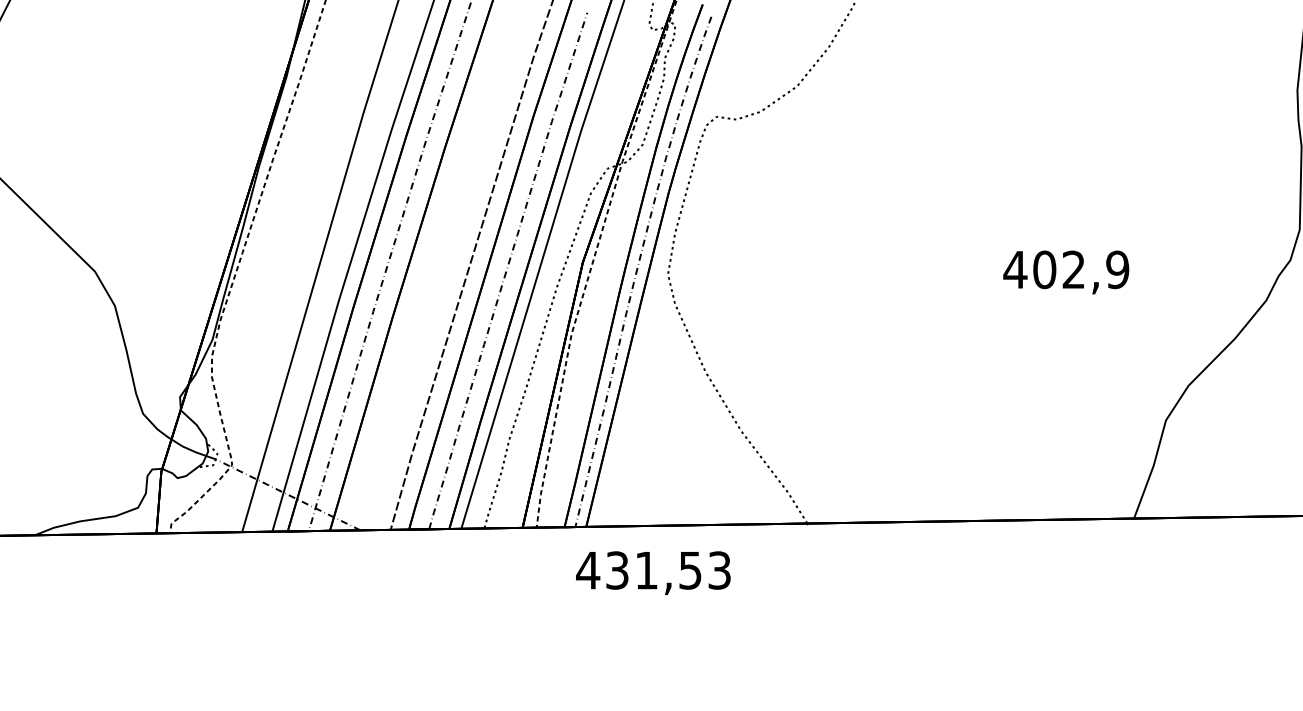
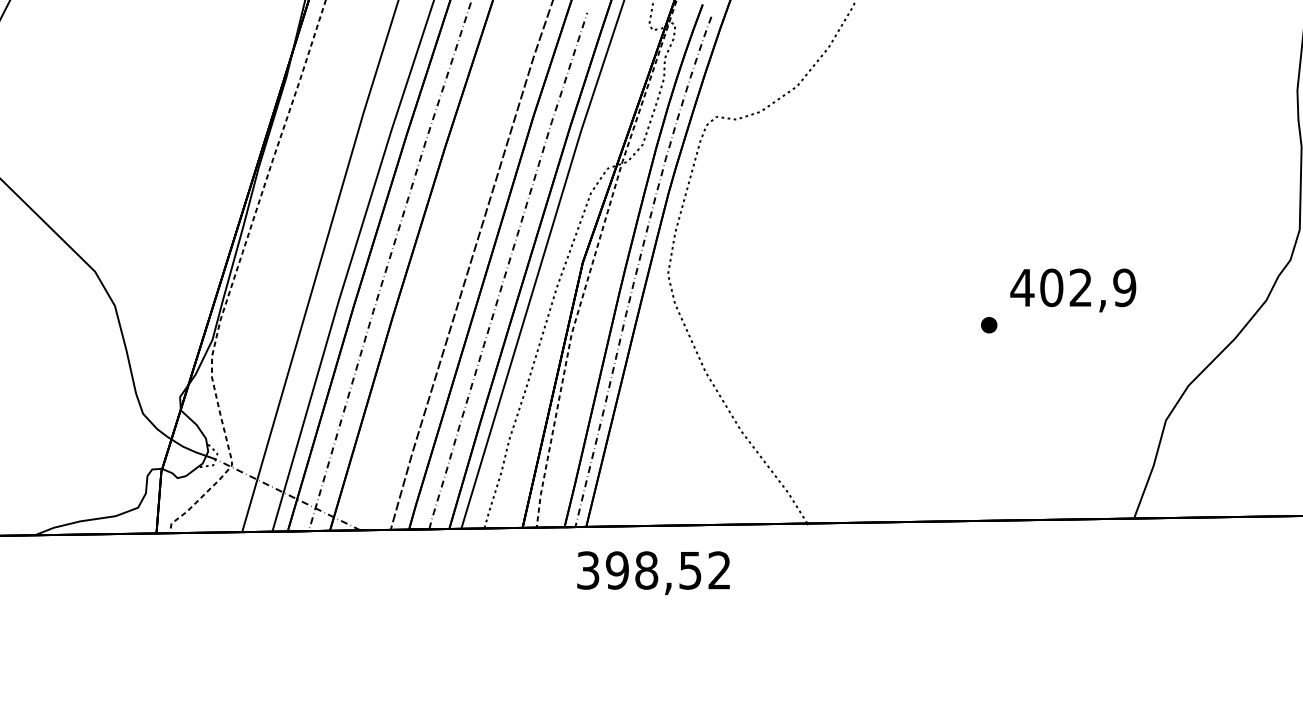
text position: (1066, 272) -> (1073, 290) (1073, 290)
part: none -> present (989, 325)
text: 431,53 -> 398,52 (653, 570)
